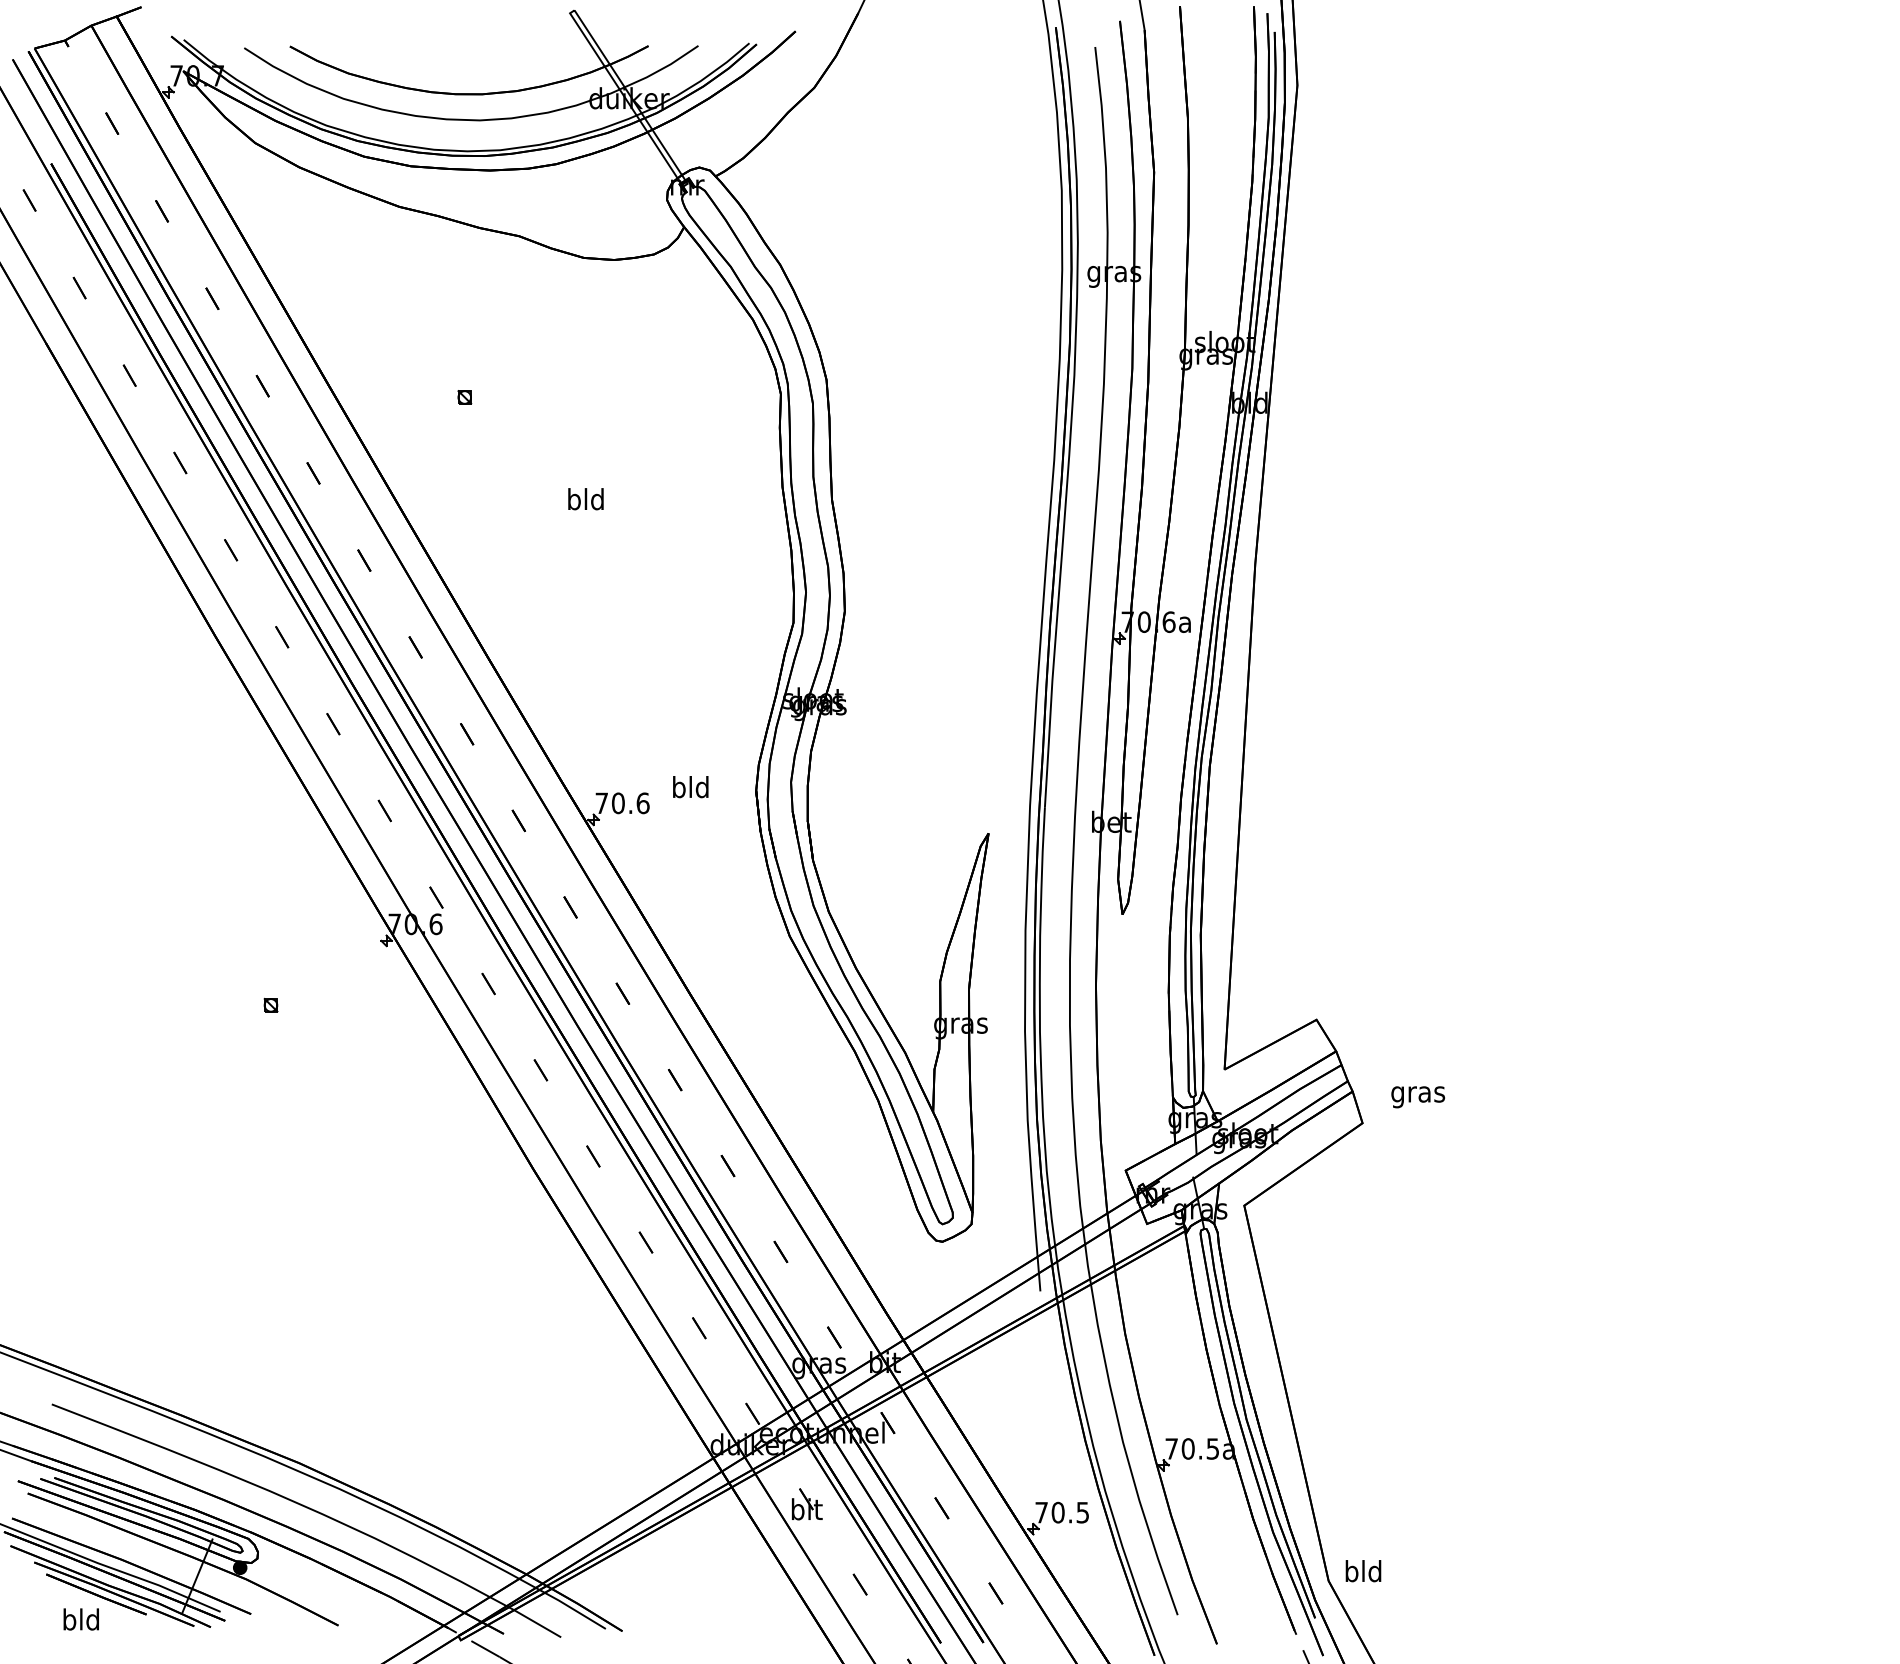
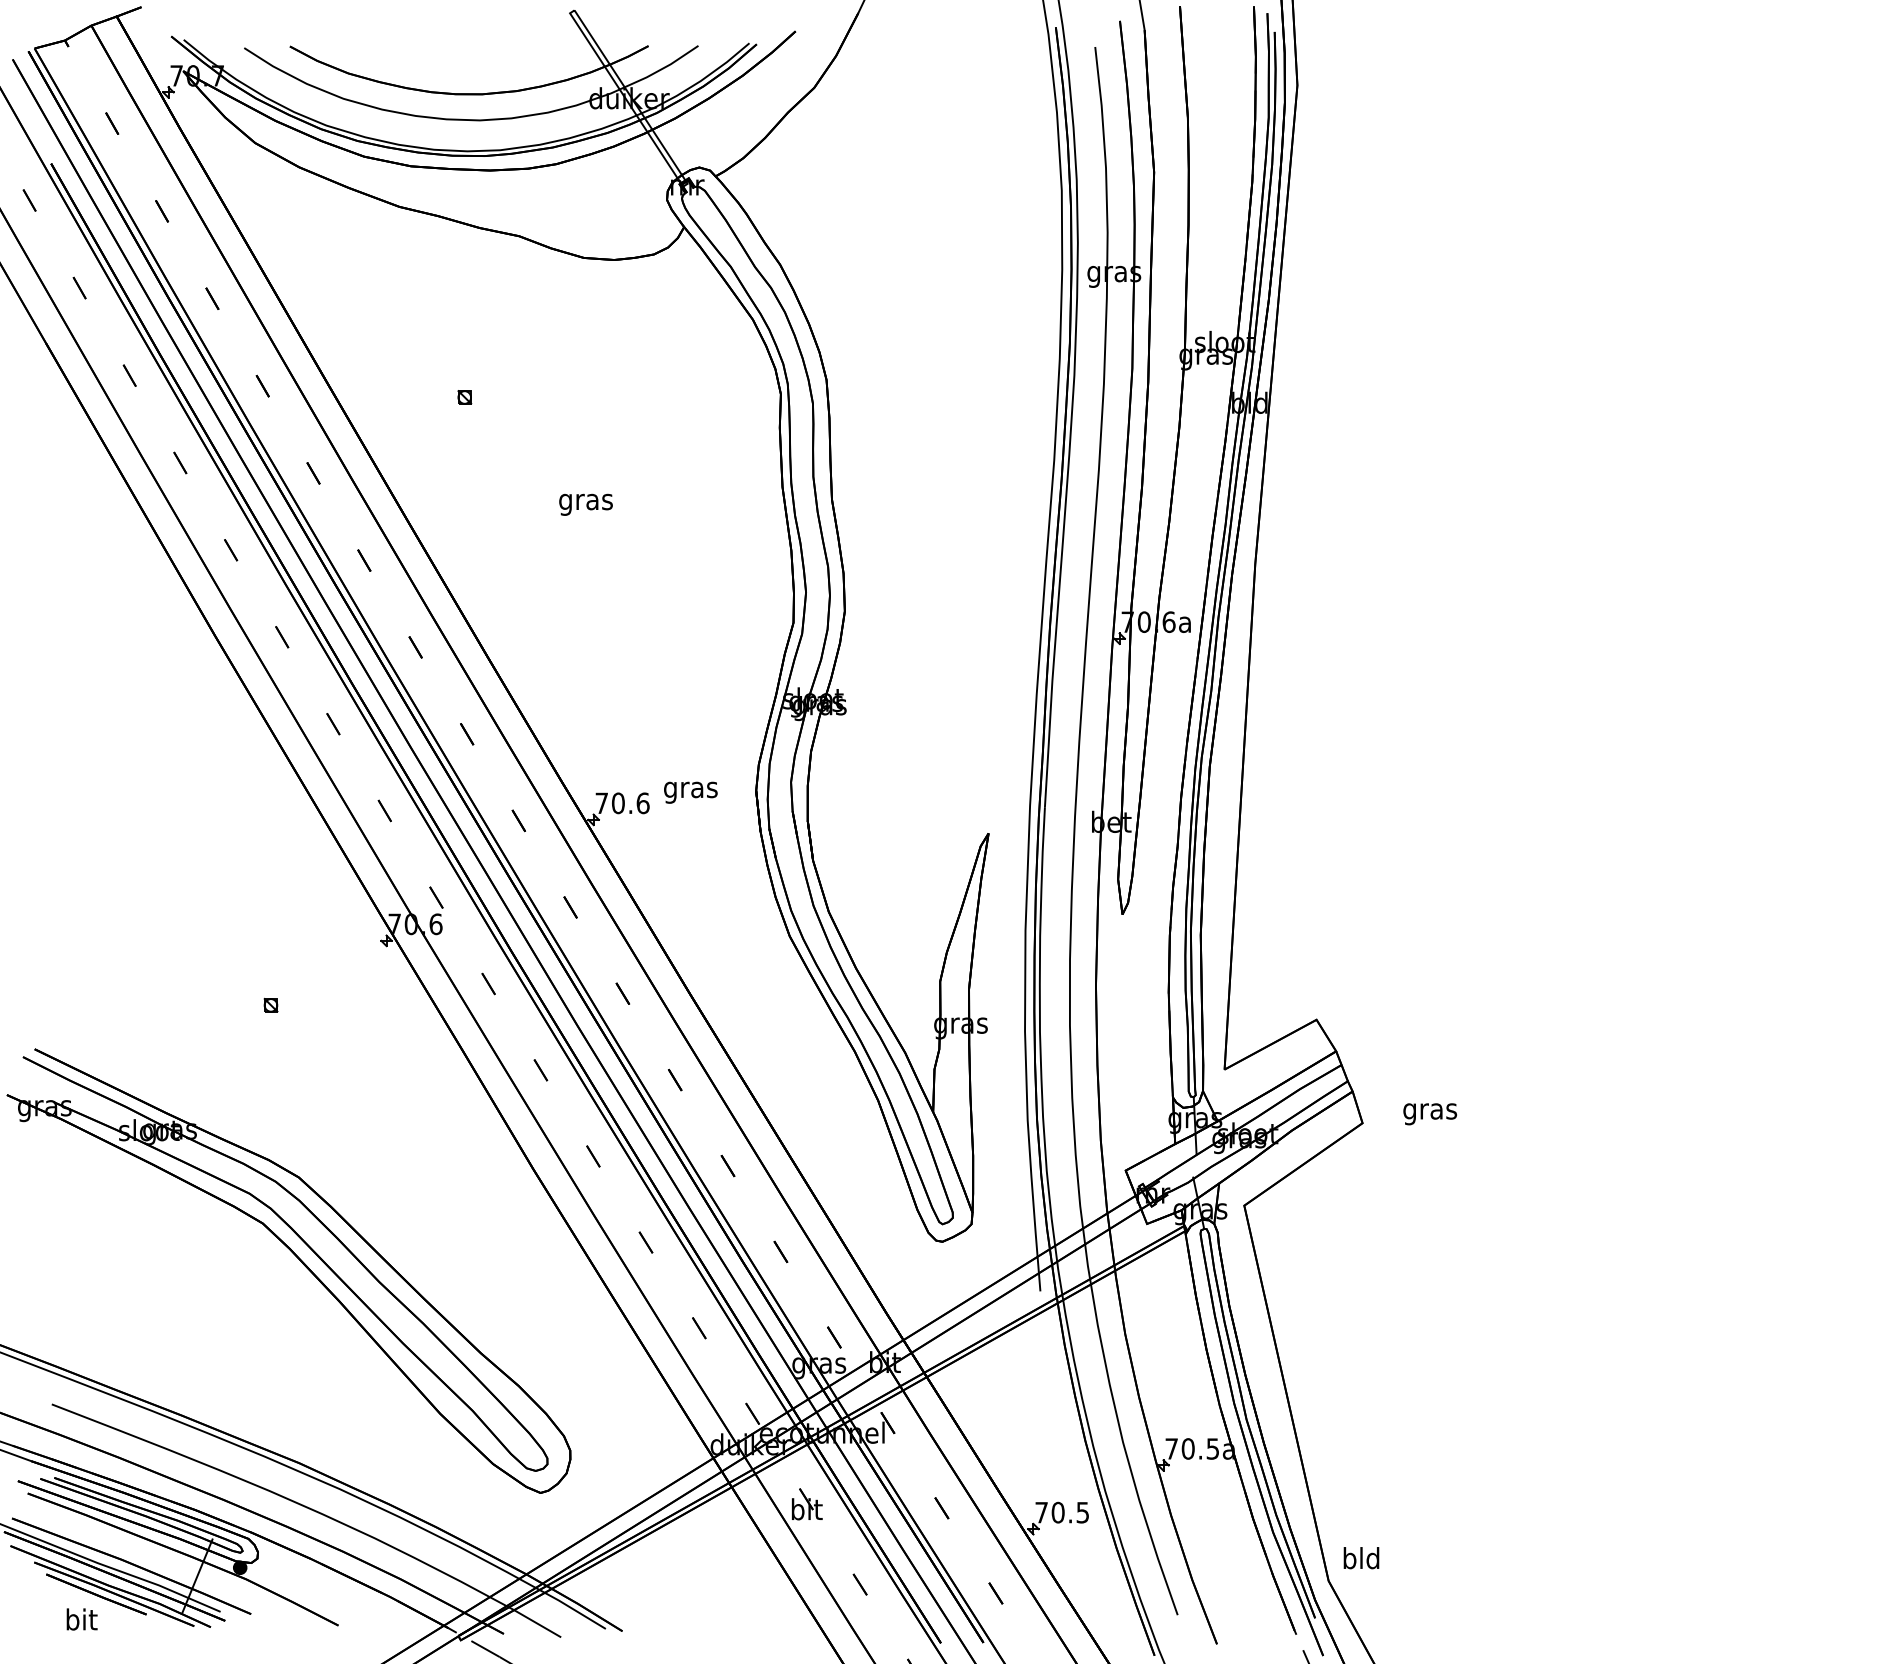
text: bld -> gras (585, 501)
text: bld -> gras (690, 789)
text position: (1417, 1097) -> (1429, 1114) (1429, 1114)
part: none -> present (298, 1259)
text position: (1363, 1571) -> (1361, 1558) (1361, 1558)
text: bld -> bit (80, 1619)
